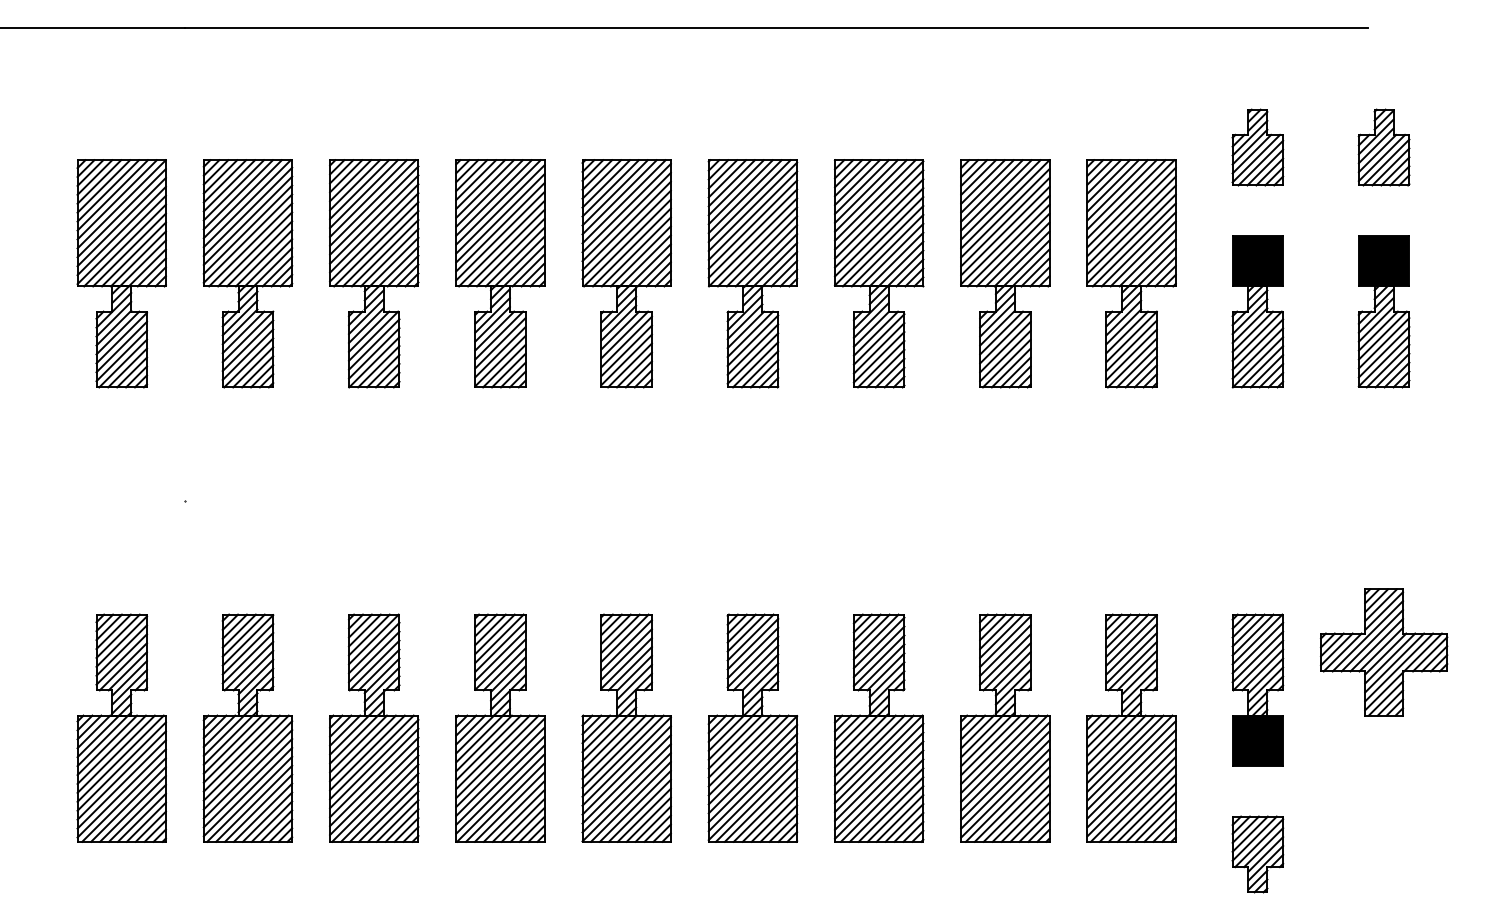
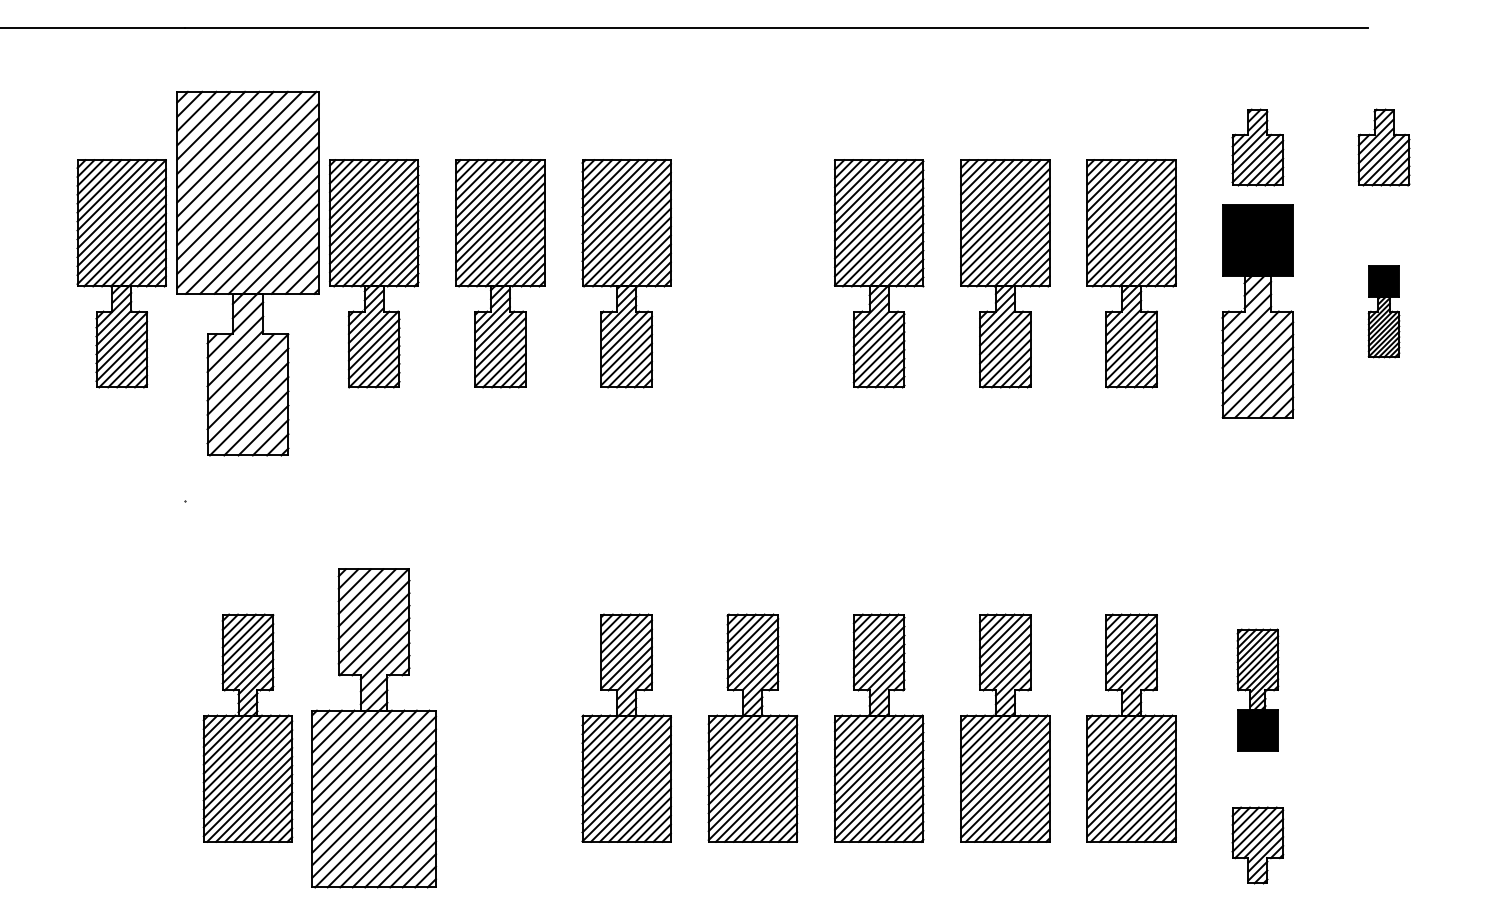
part size: 92x230 px -> 144x367 px (247, 273)
part: present -> none (752, 273)
part size: 54x154 px -> 74x215 px (1257, 311)
part size: 54x154 px -> 34x94 px (1383, 311)
part: present -> none (1384, 652)
part size: 54x154 px -> 44x124 px (1257, 689)
part: present -> none (121, 727)
part size: 91x230 px -> 127x321 px (374, 728)
part: present -> none (500, 727)
part position: (1257, 854) -> (1257, 845) (1257, 845)
